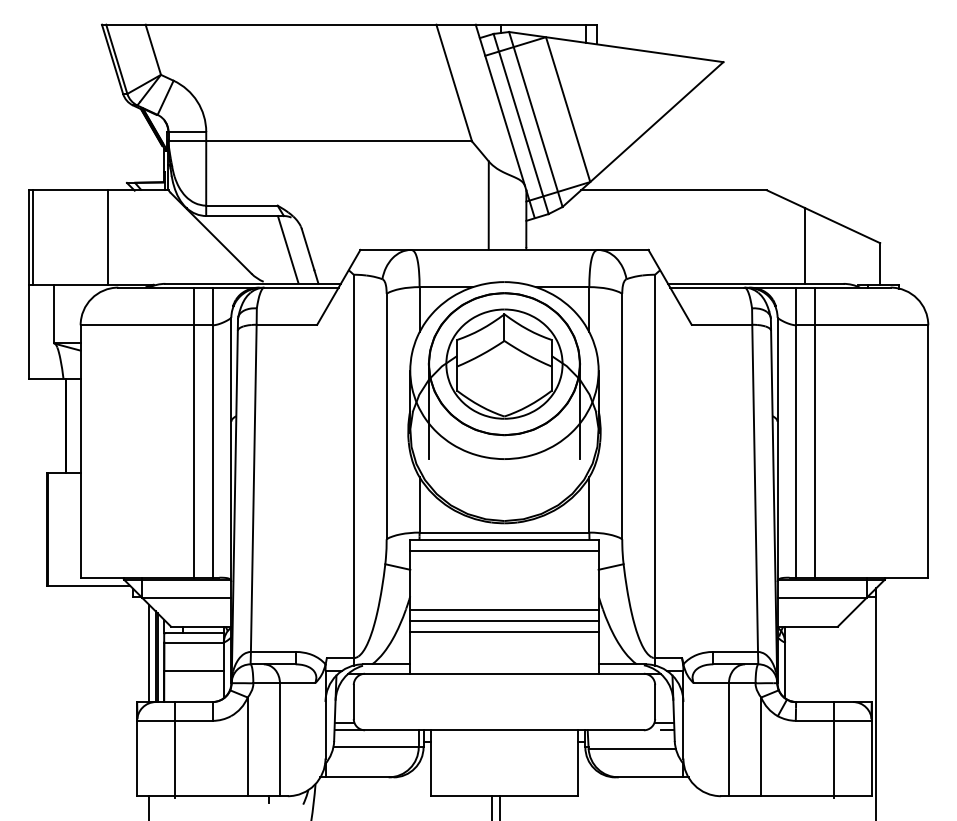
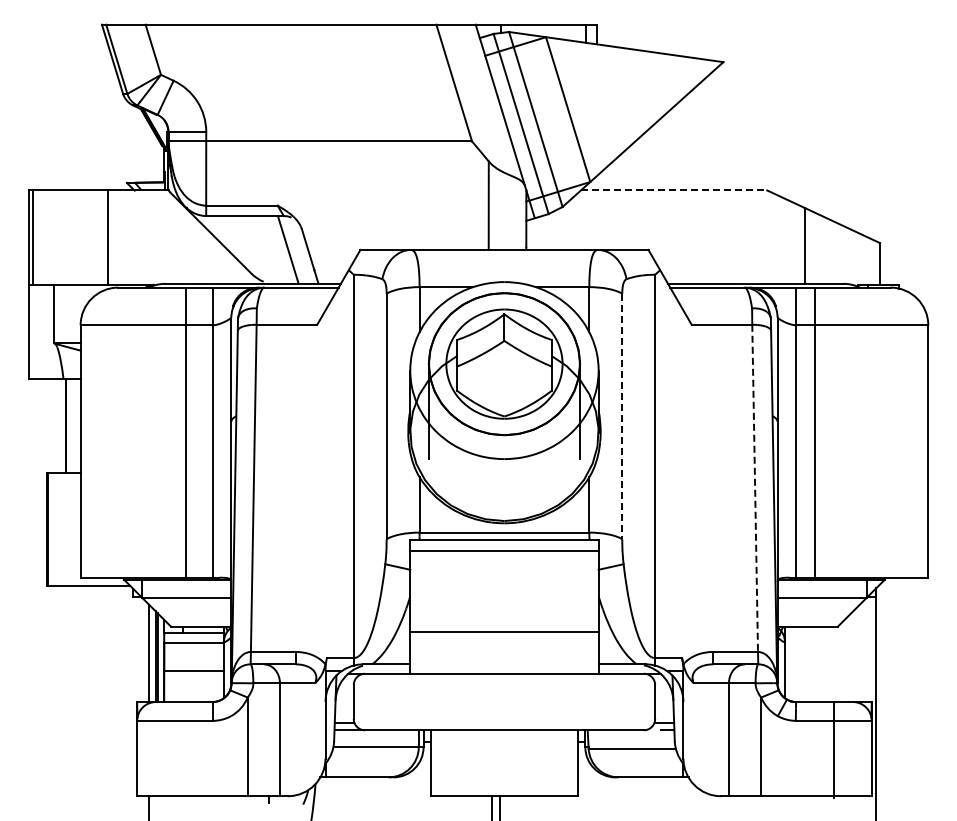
line: solid -> dashed (674, 190)
line: solid -> dashed (622, 416)
line position: (193, 432) -> (185, 432) (185, 432)
line: solid -> dashed (755, 488)
line: present -> none (504, 609)
line: present -> none (504, 621)
line: present -> none (174, 750)
